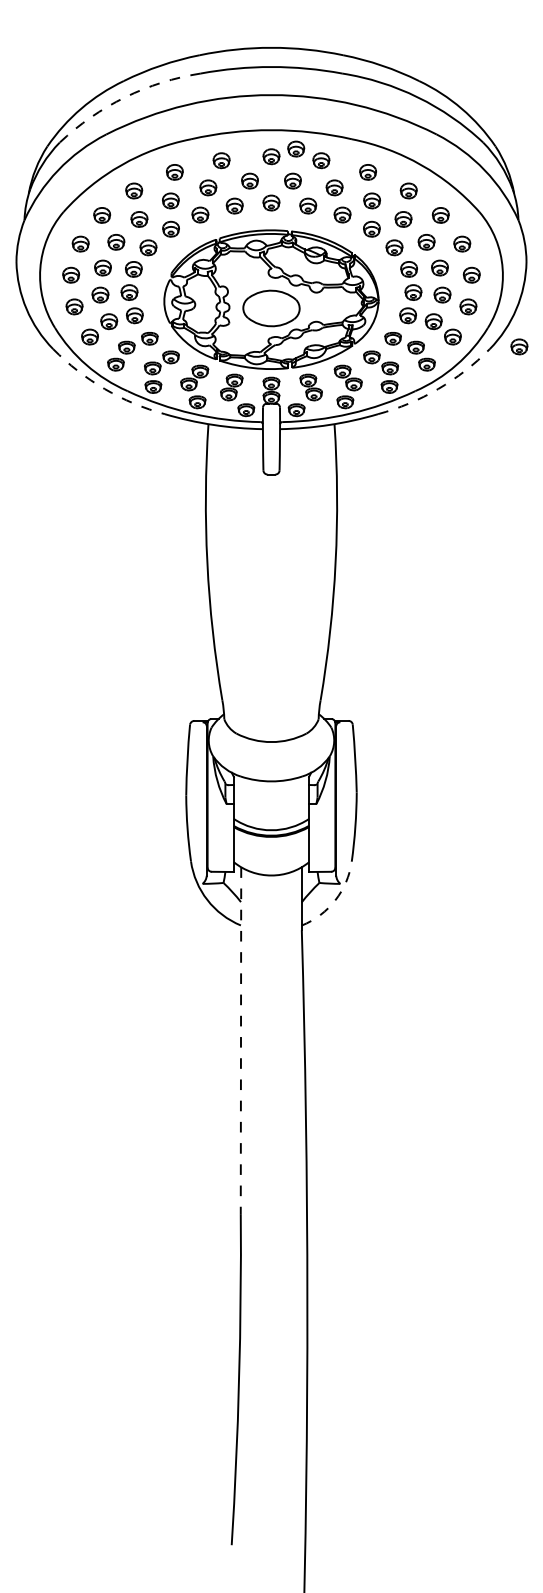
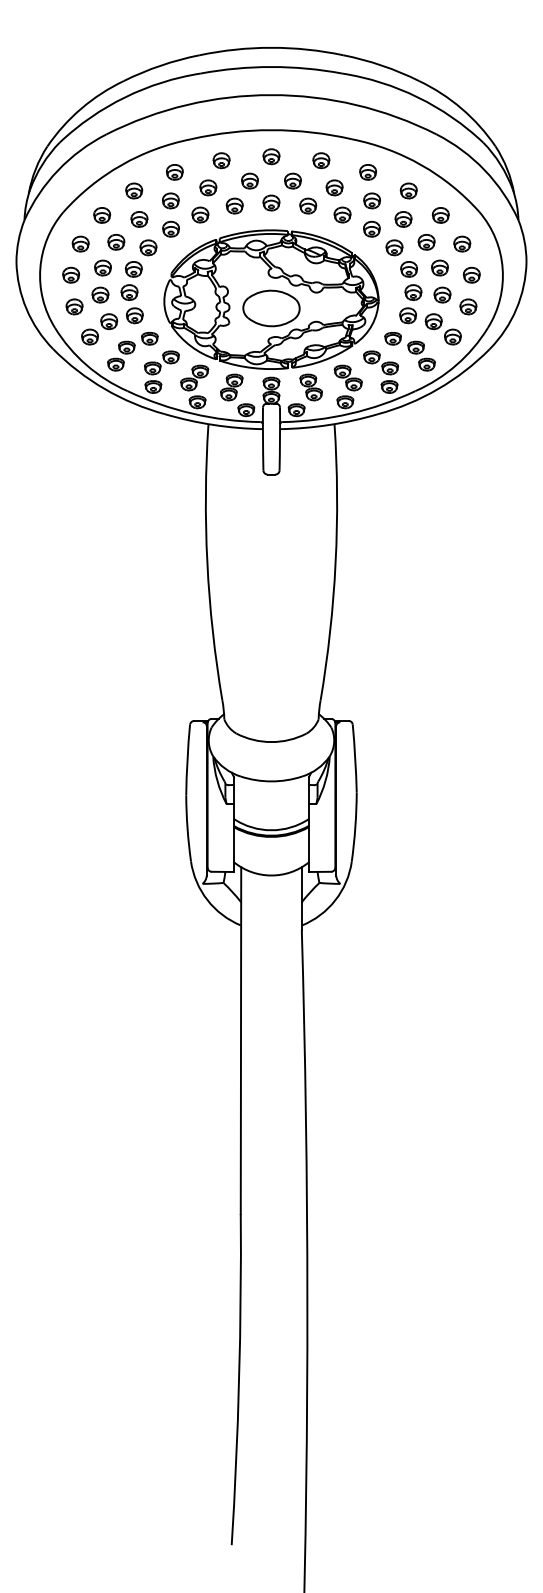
arc: dashed -> solid (125, 97)
part: present -> none (296, 148)
part: present -> none (519, 346)
arc: dashed -> solid (104, 389)
arc: dashed -> solid (438, 389)
arc: dashed -> solid (335, 900)
line: dashed -> solid (240, 1041)
